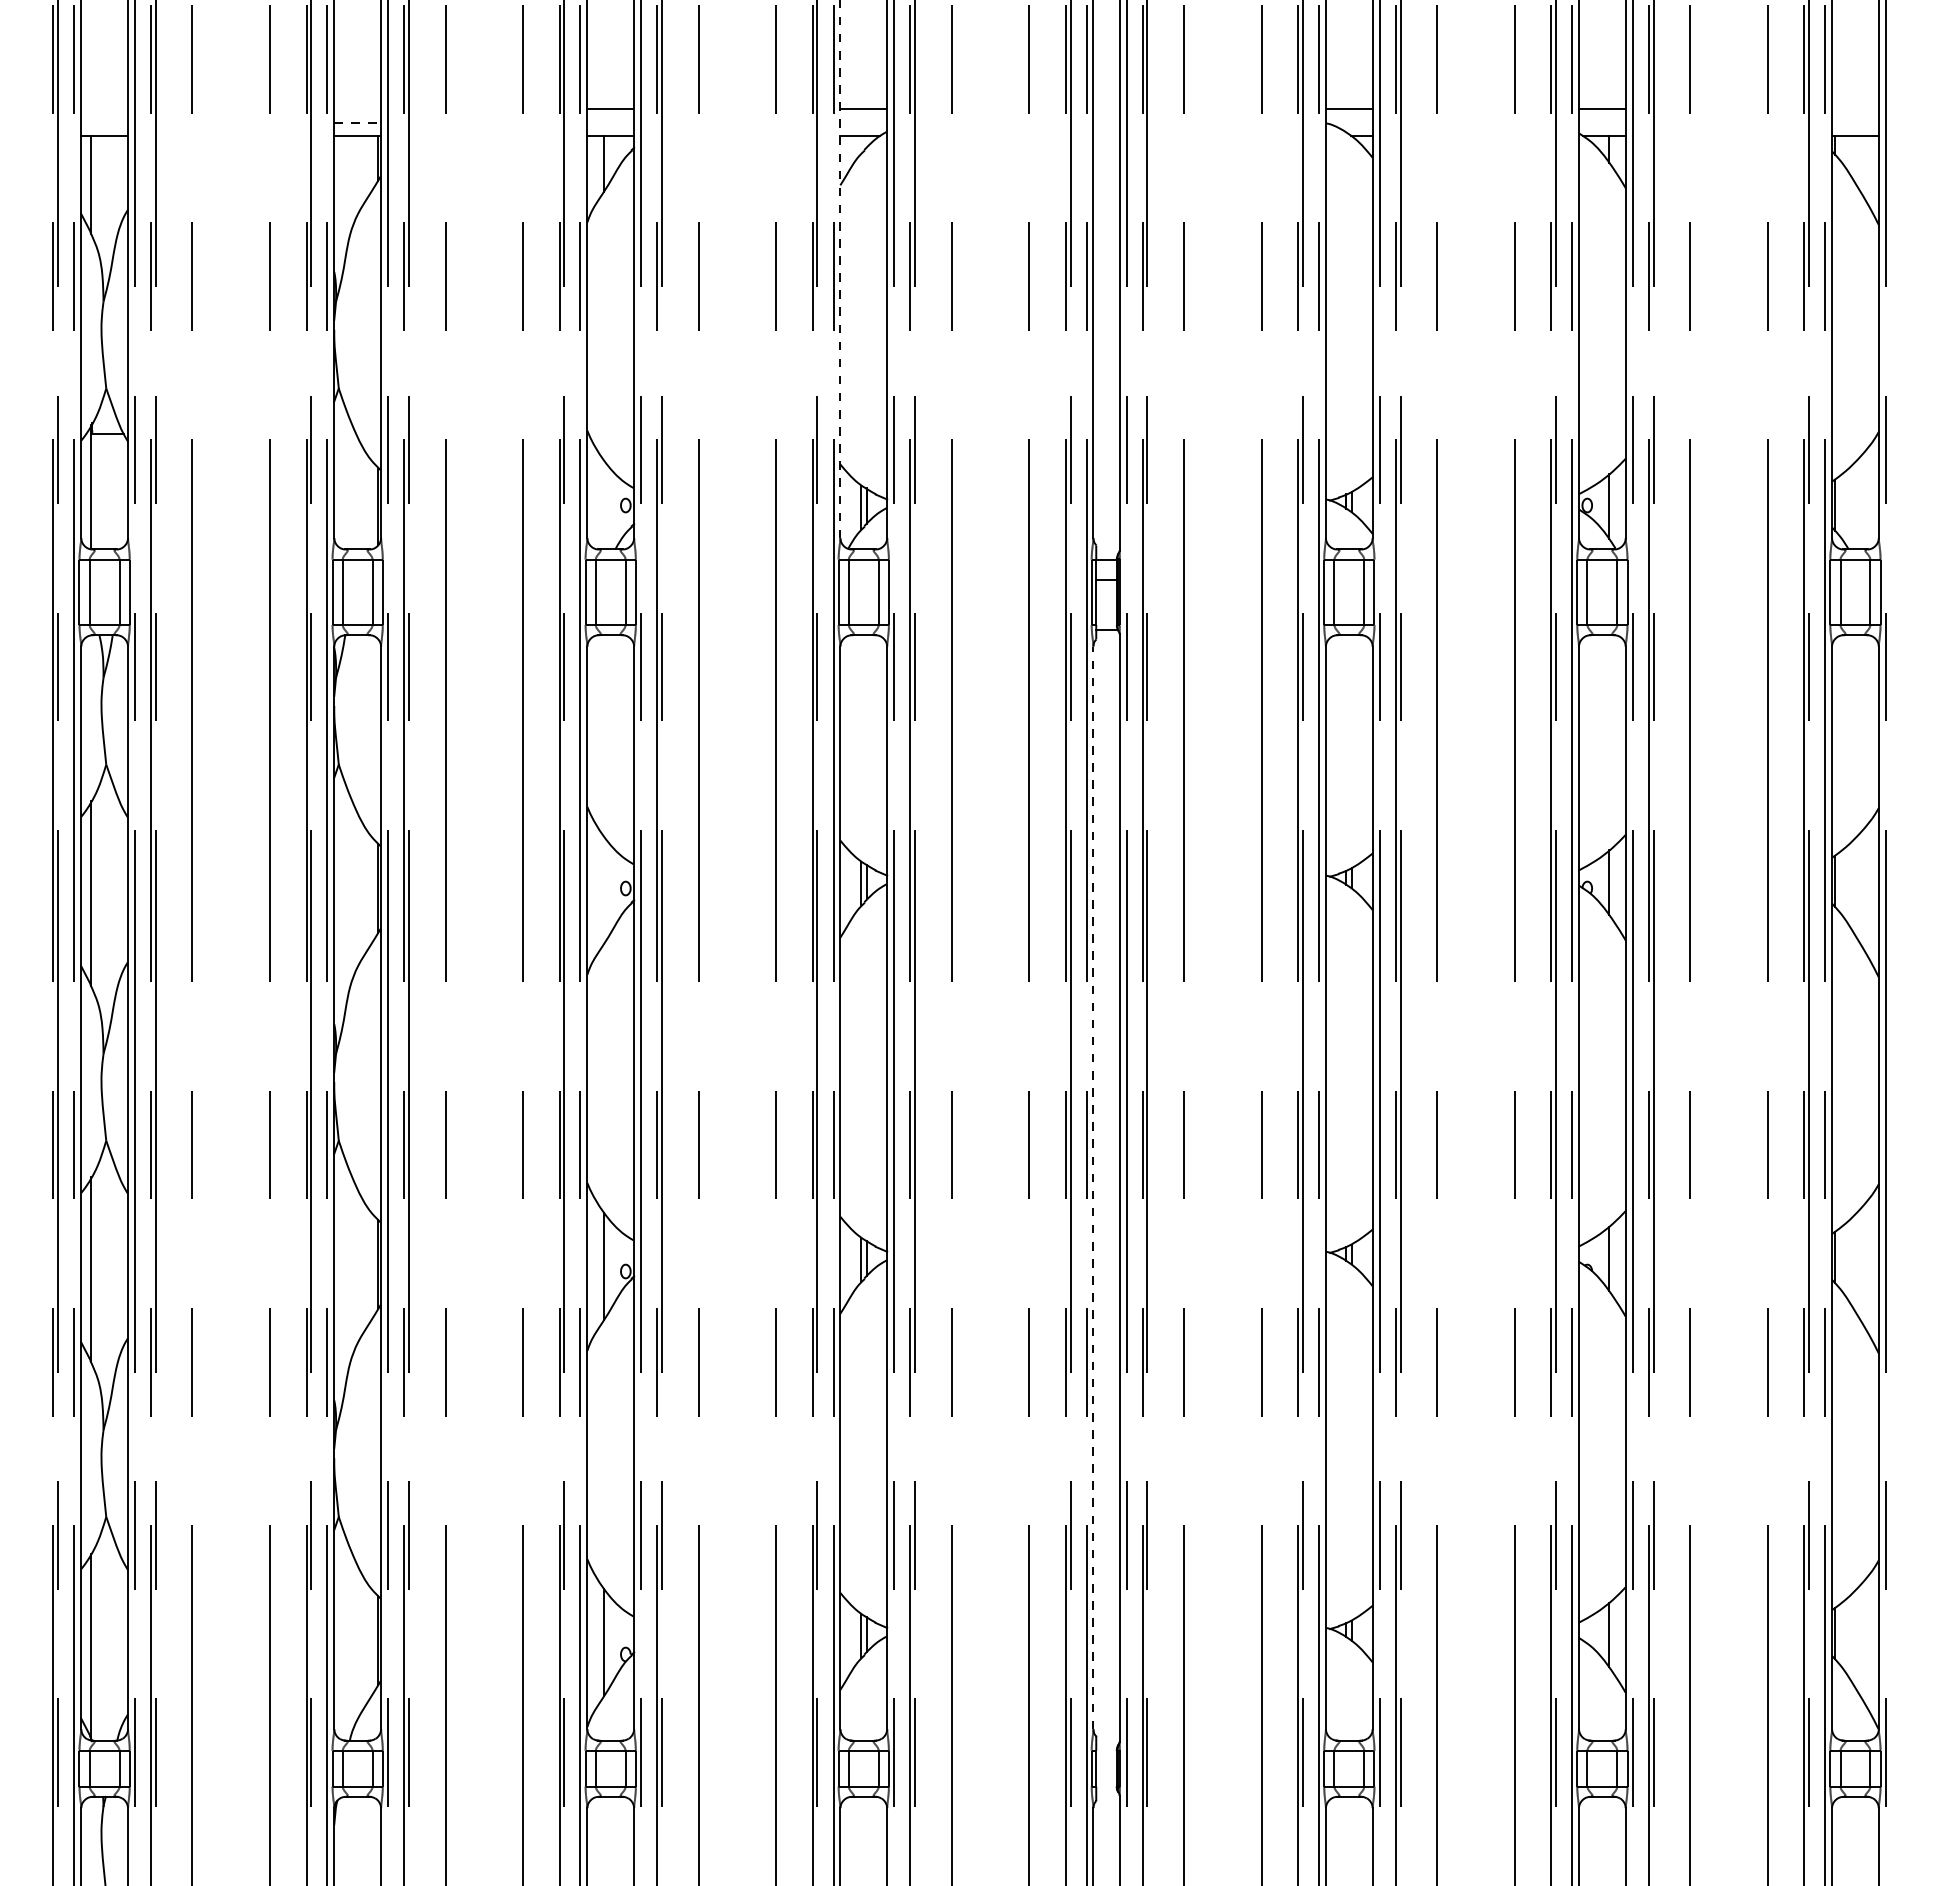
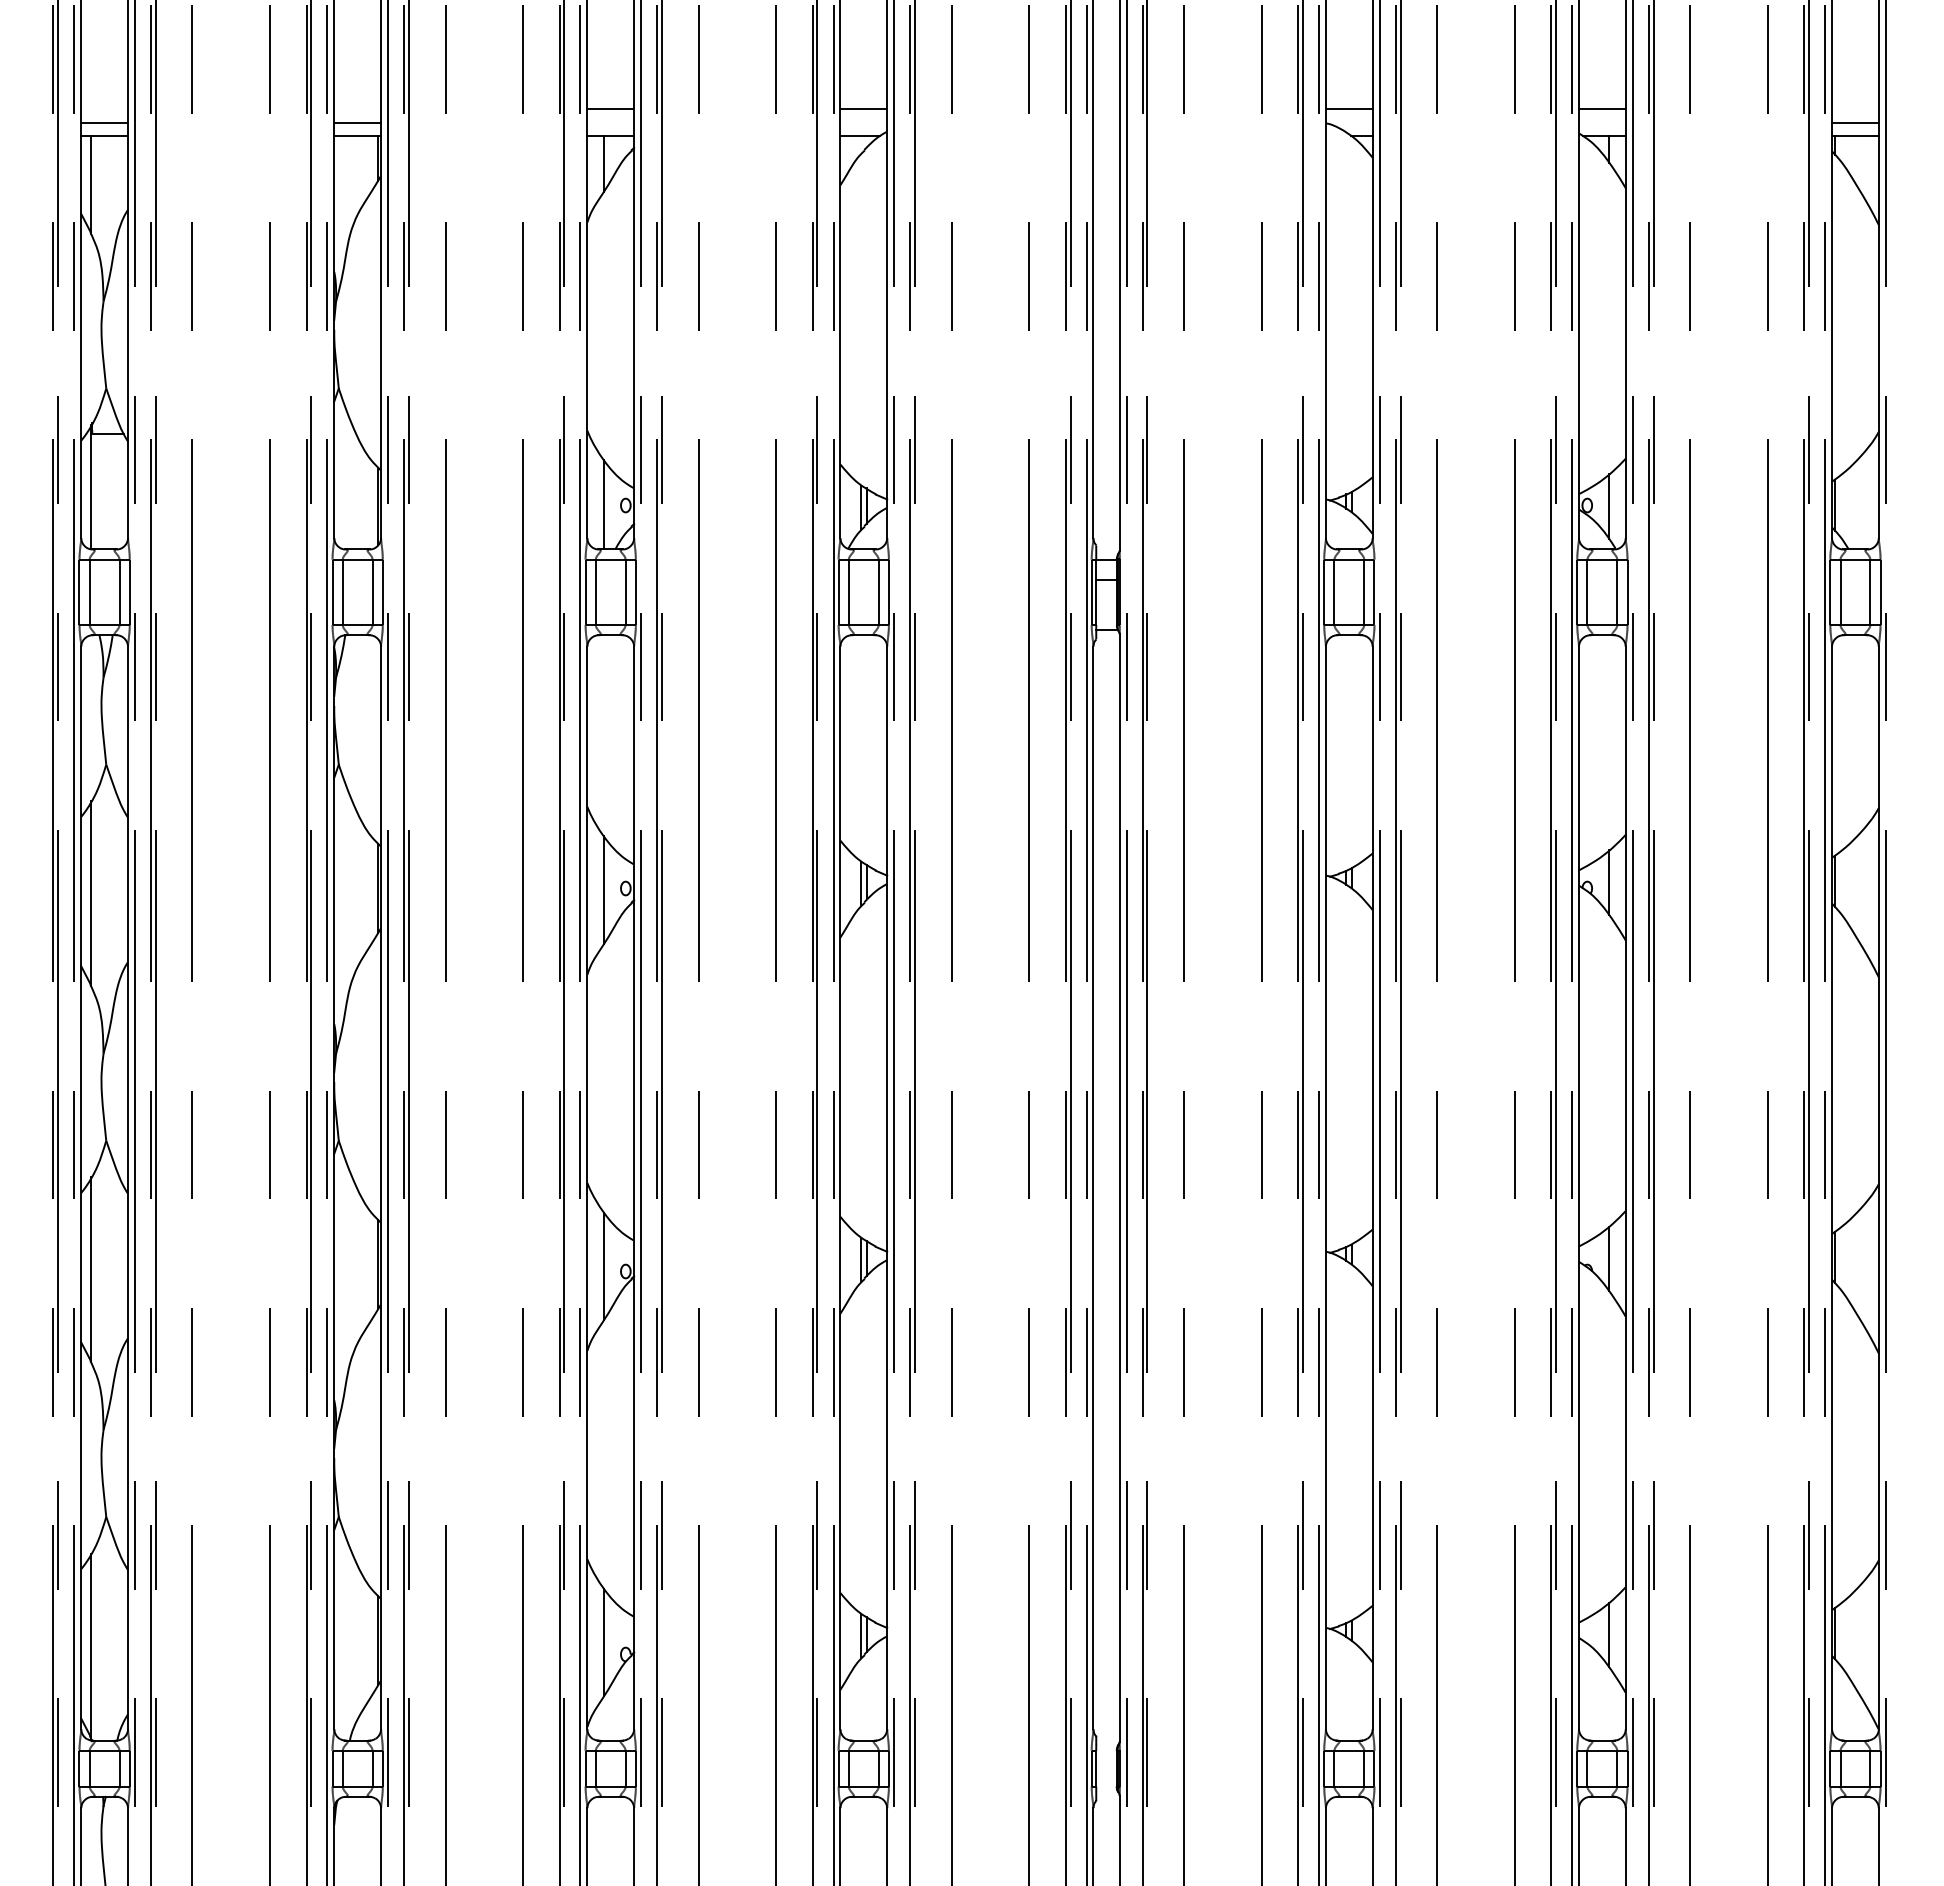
line: none -> present (104, 122)
line: dashed -> solid (358, 122)
line: none -> present (1855, 122)
line: dashed -> solid (840, 269)
line: none -> present (603, 504)
line: none -> present (603, 890)
line: dashed -> solid (1093, 1187)
